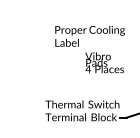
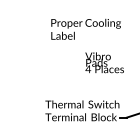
text position: (89, 35) -> (85, 28) (85, 28)
